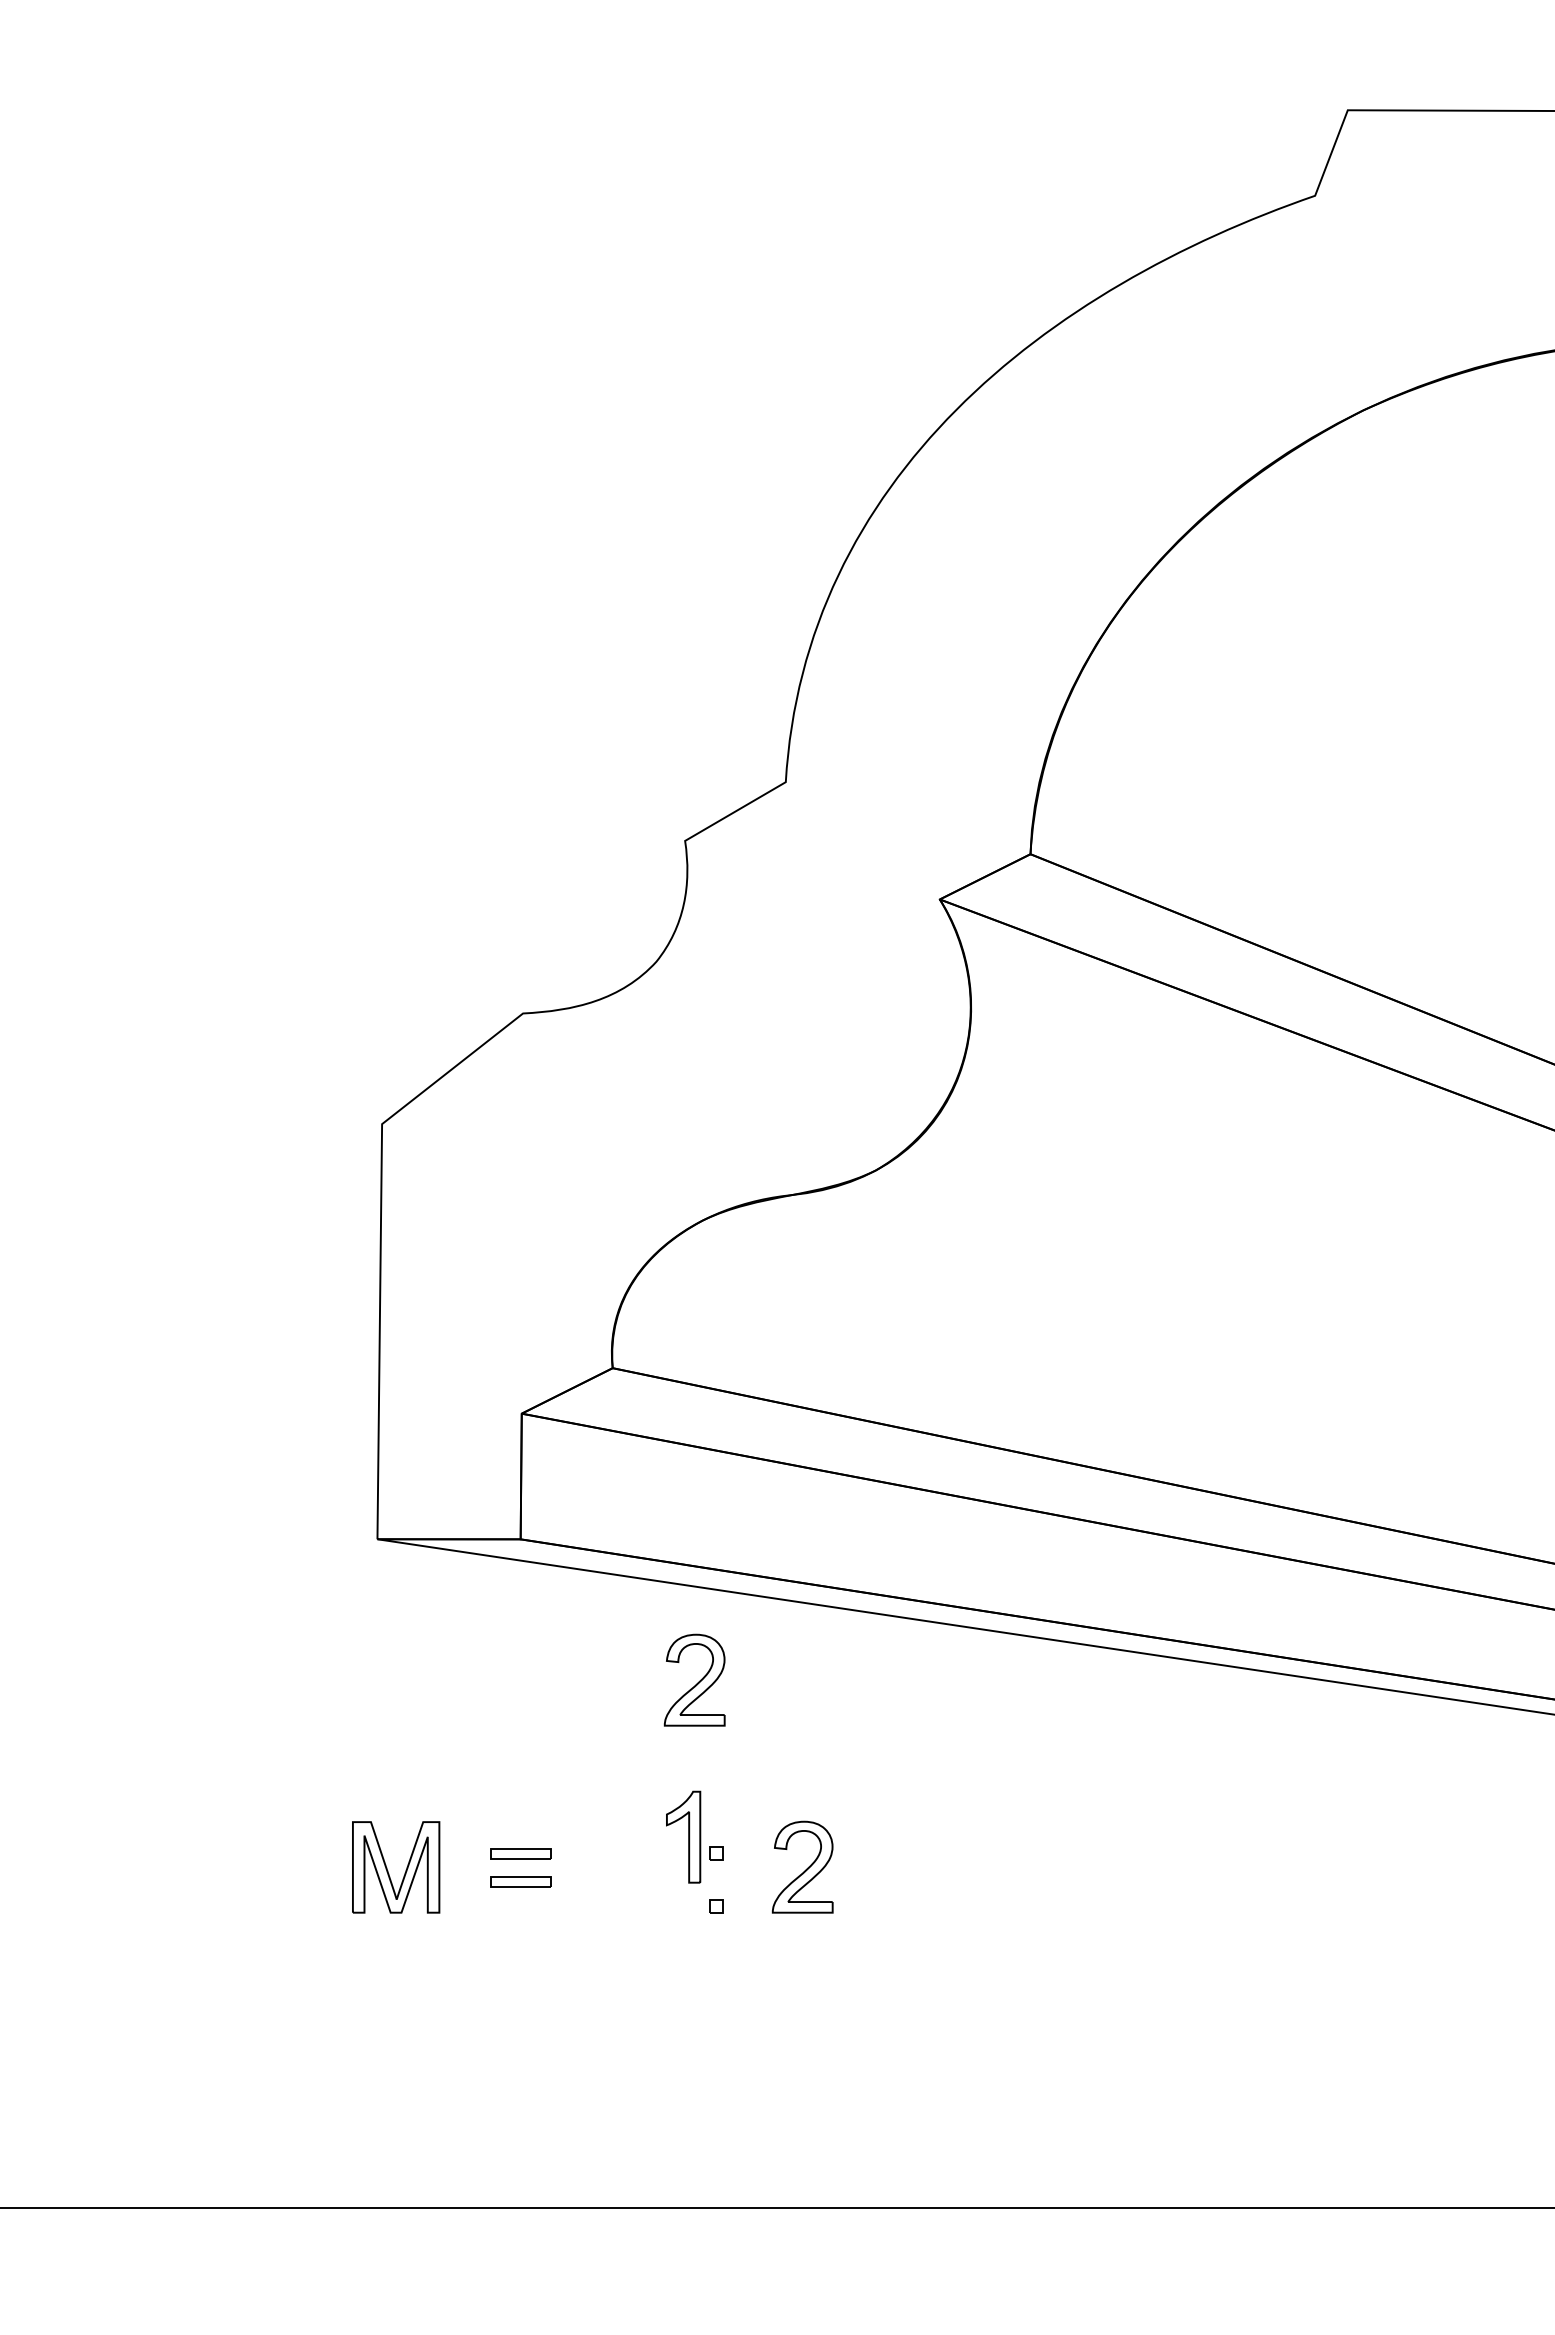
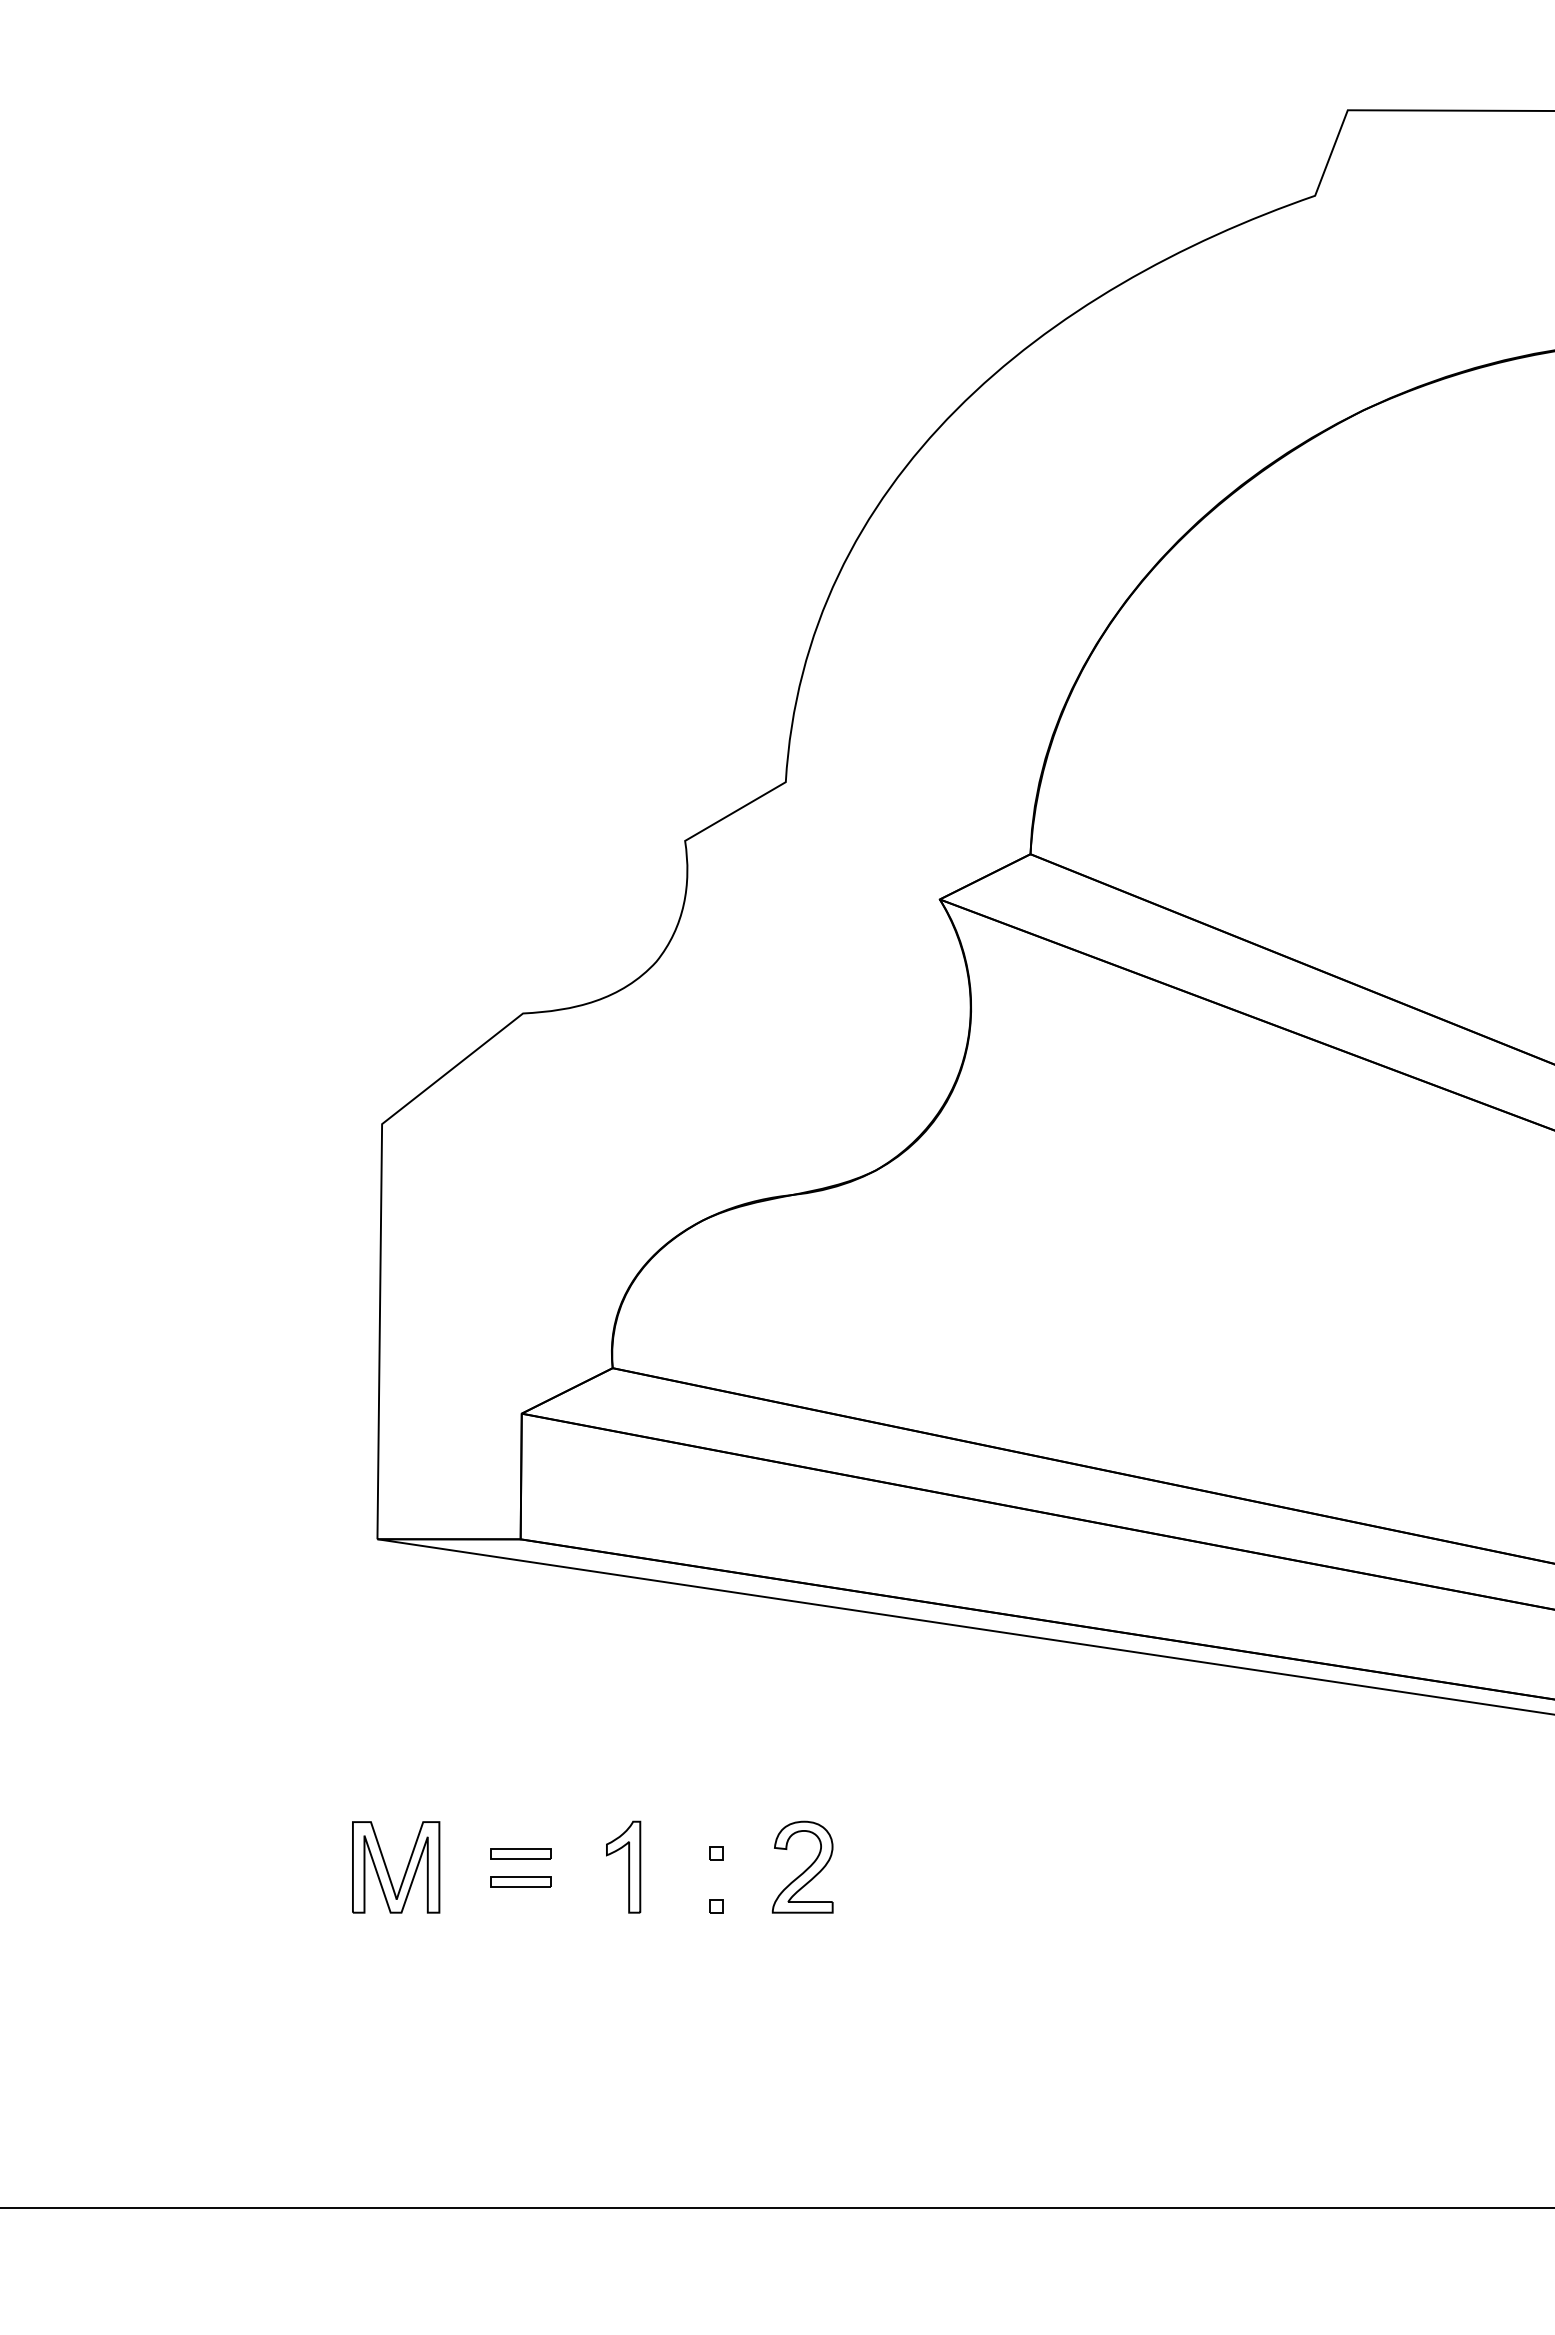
part: present -> none (694, 1679)
part position: (683, 1836) -> (623, 1866) (623, 1866)
